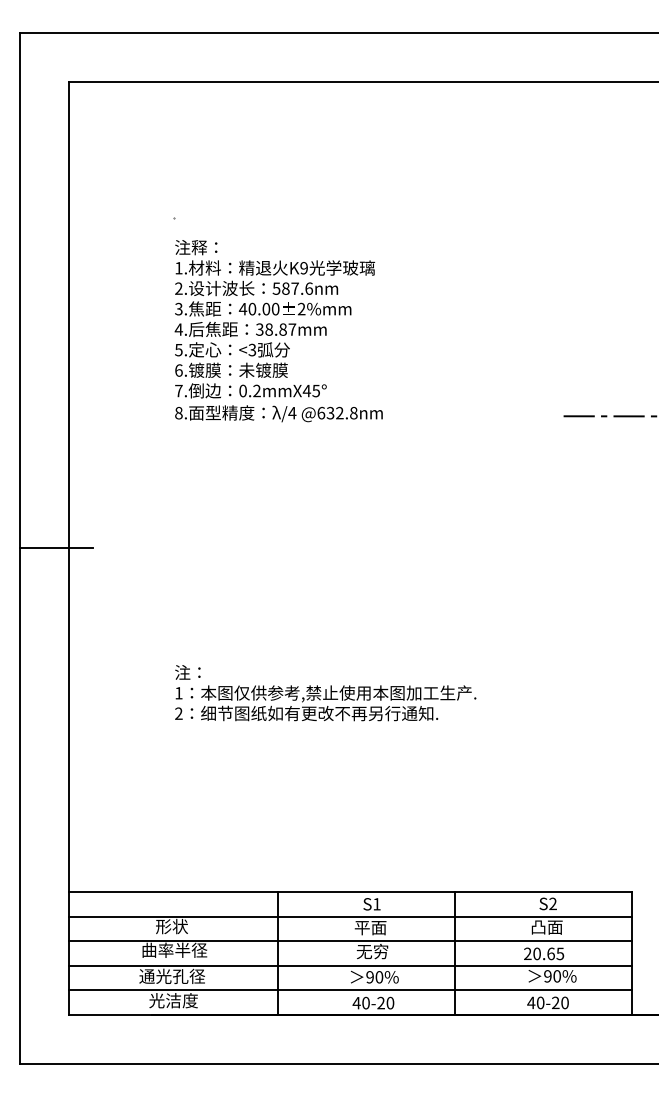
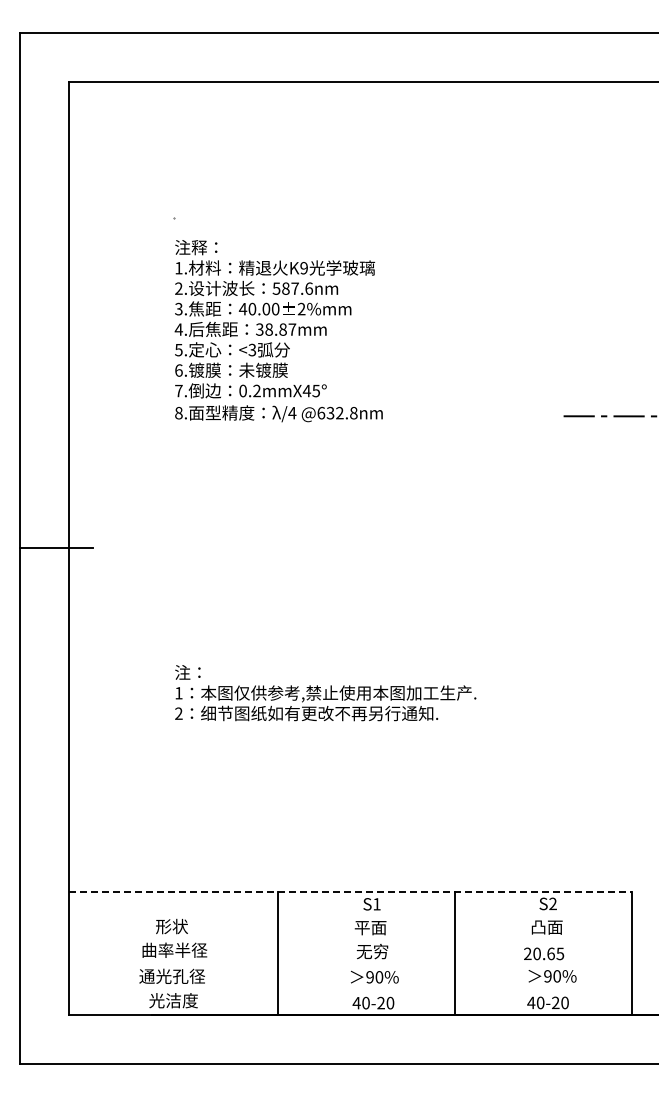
line: solid -> dashed (350, 892)
line: present -> none (349, 916)
line: present -> none (349, 941)
line: present -> none (349, 965)
line: present -> none (349, 990)
